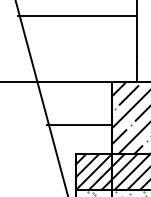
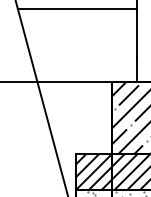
line position: (76, 15) -> (76, 8) (76, 8)
line: present -> none (79, 124)
